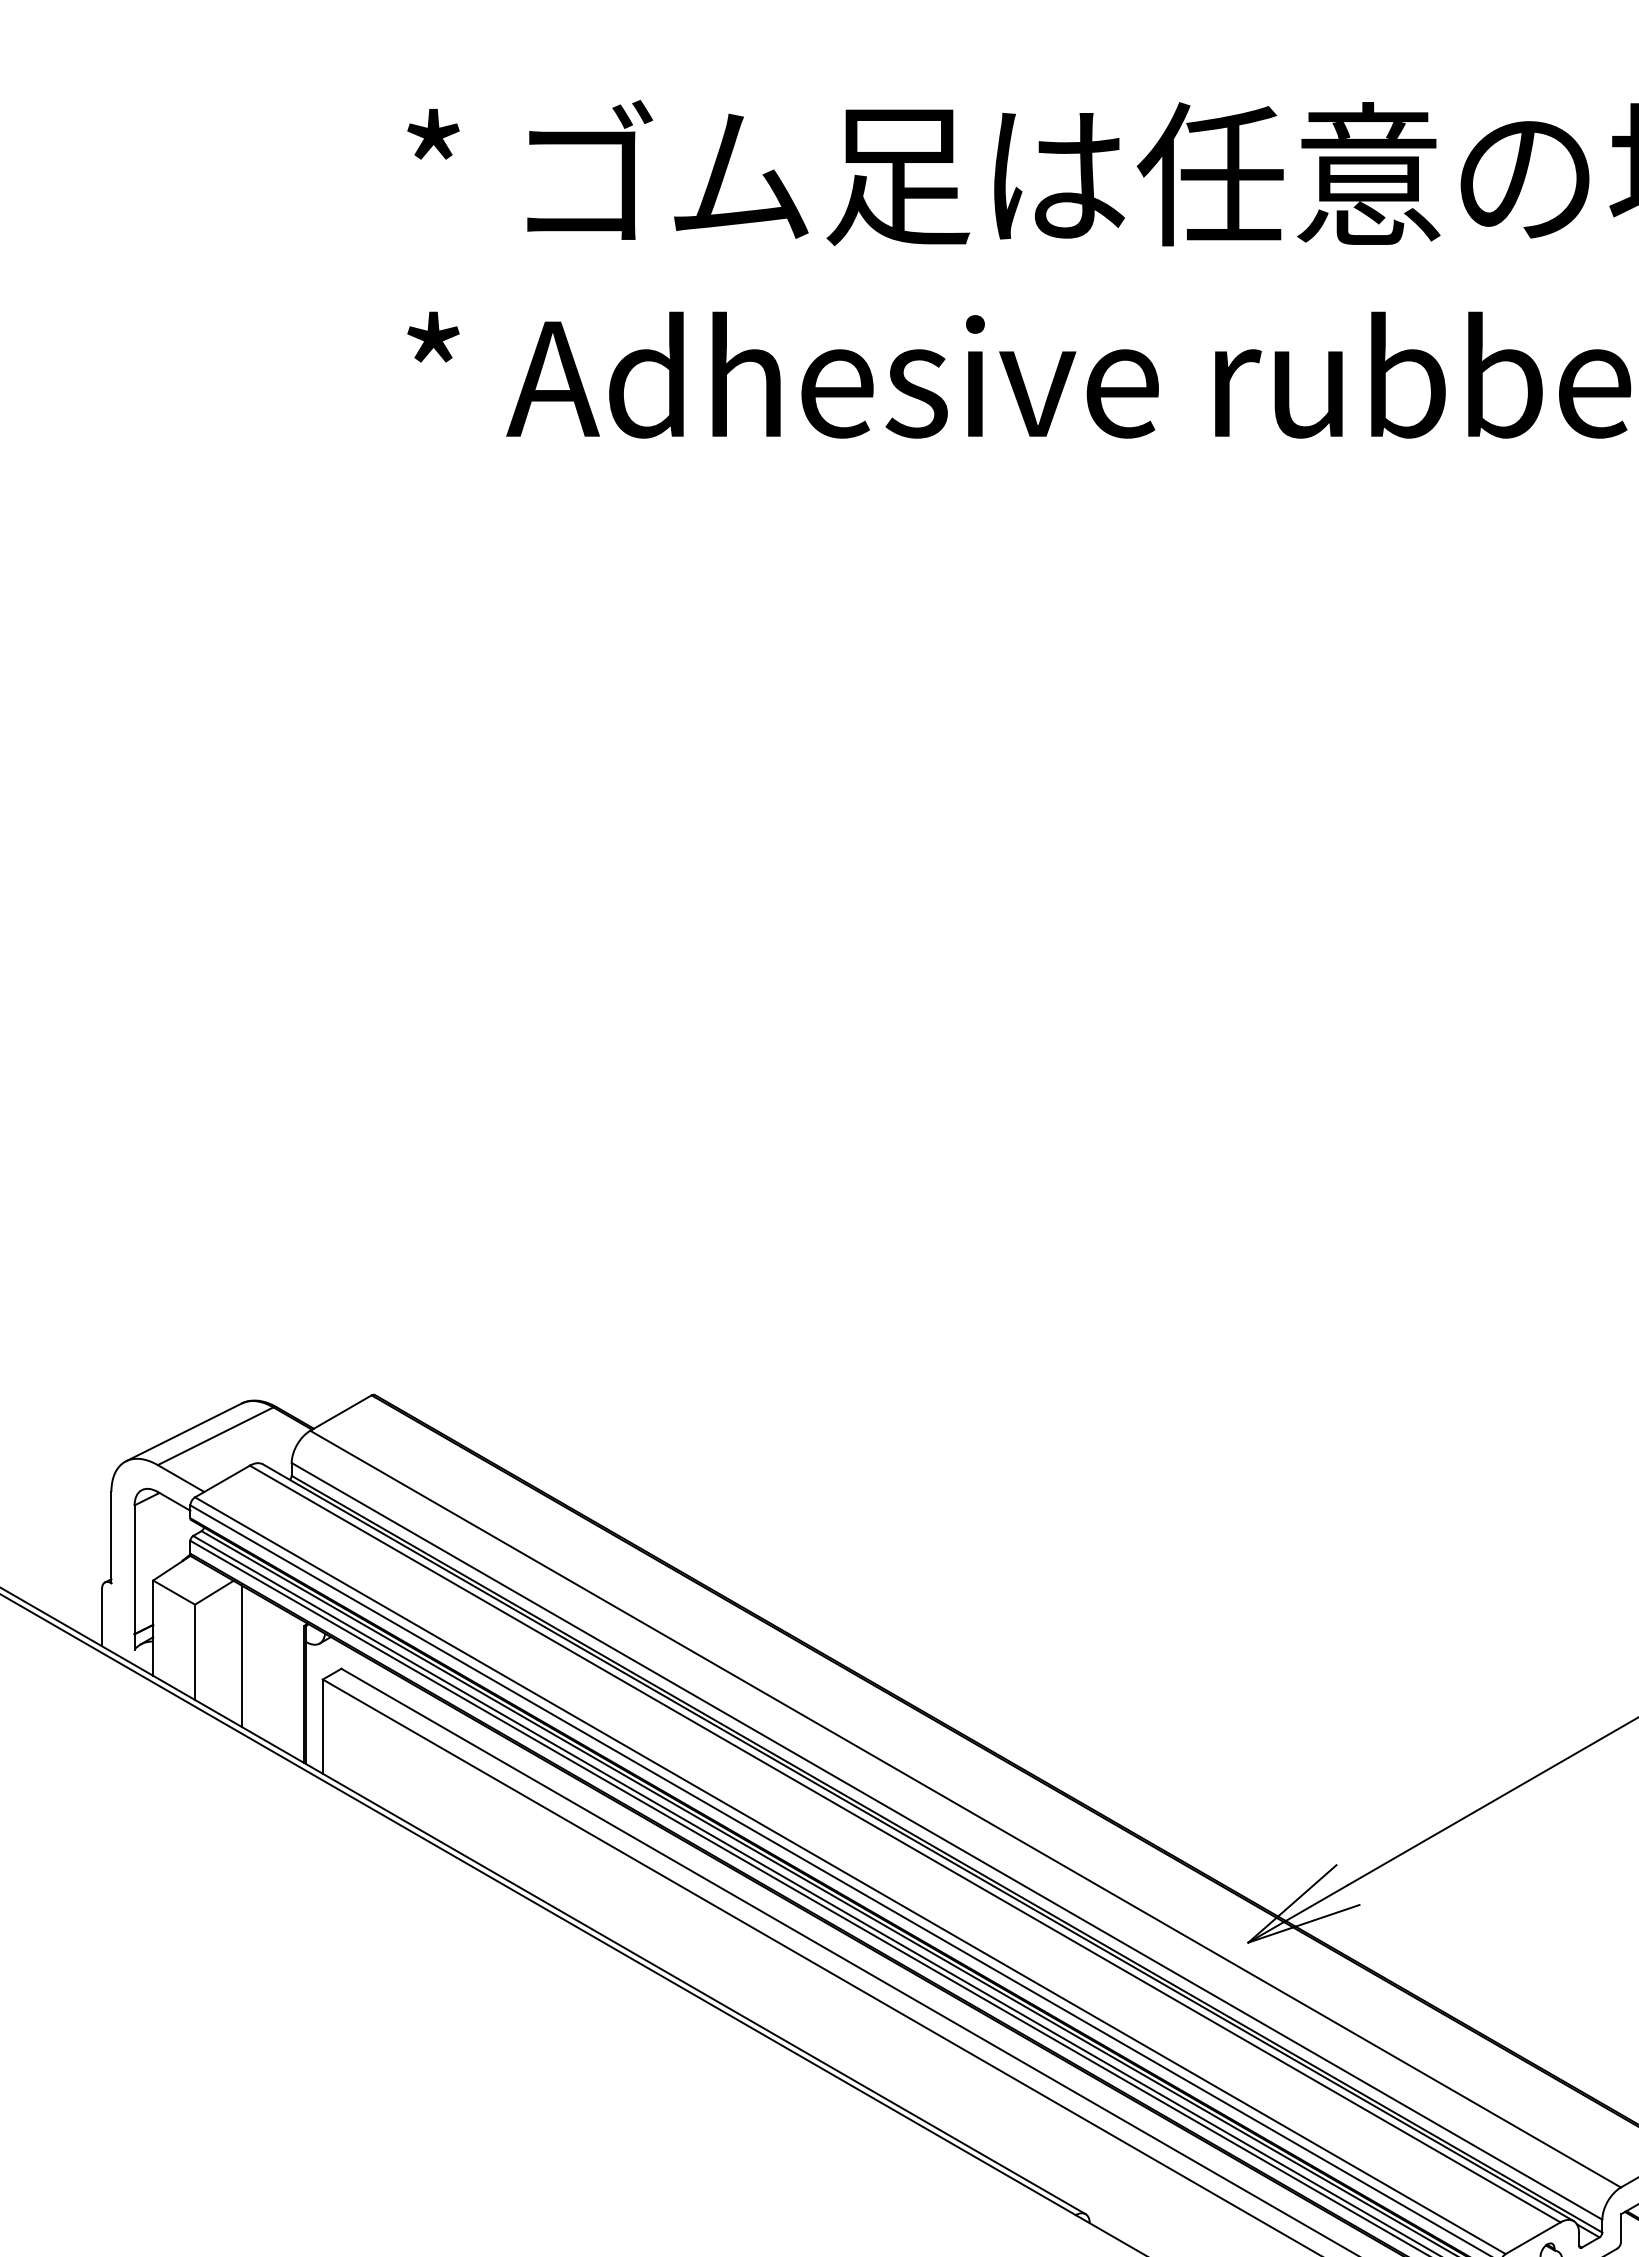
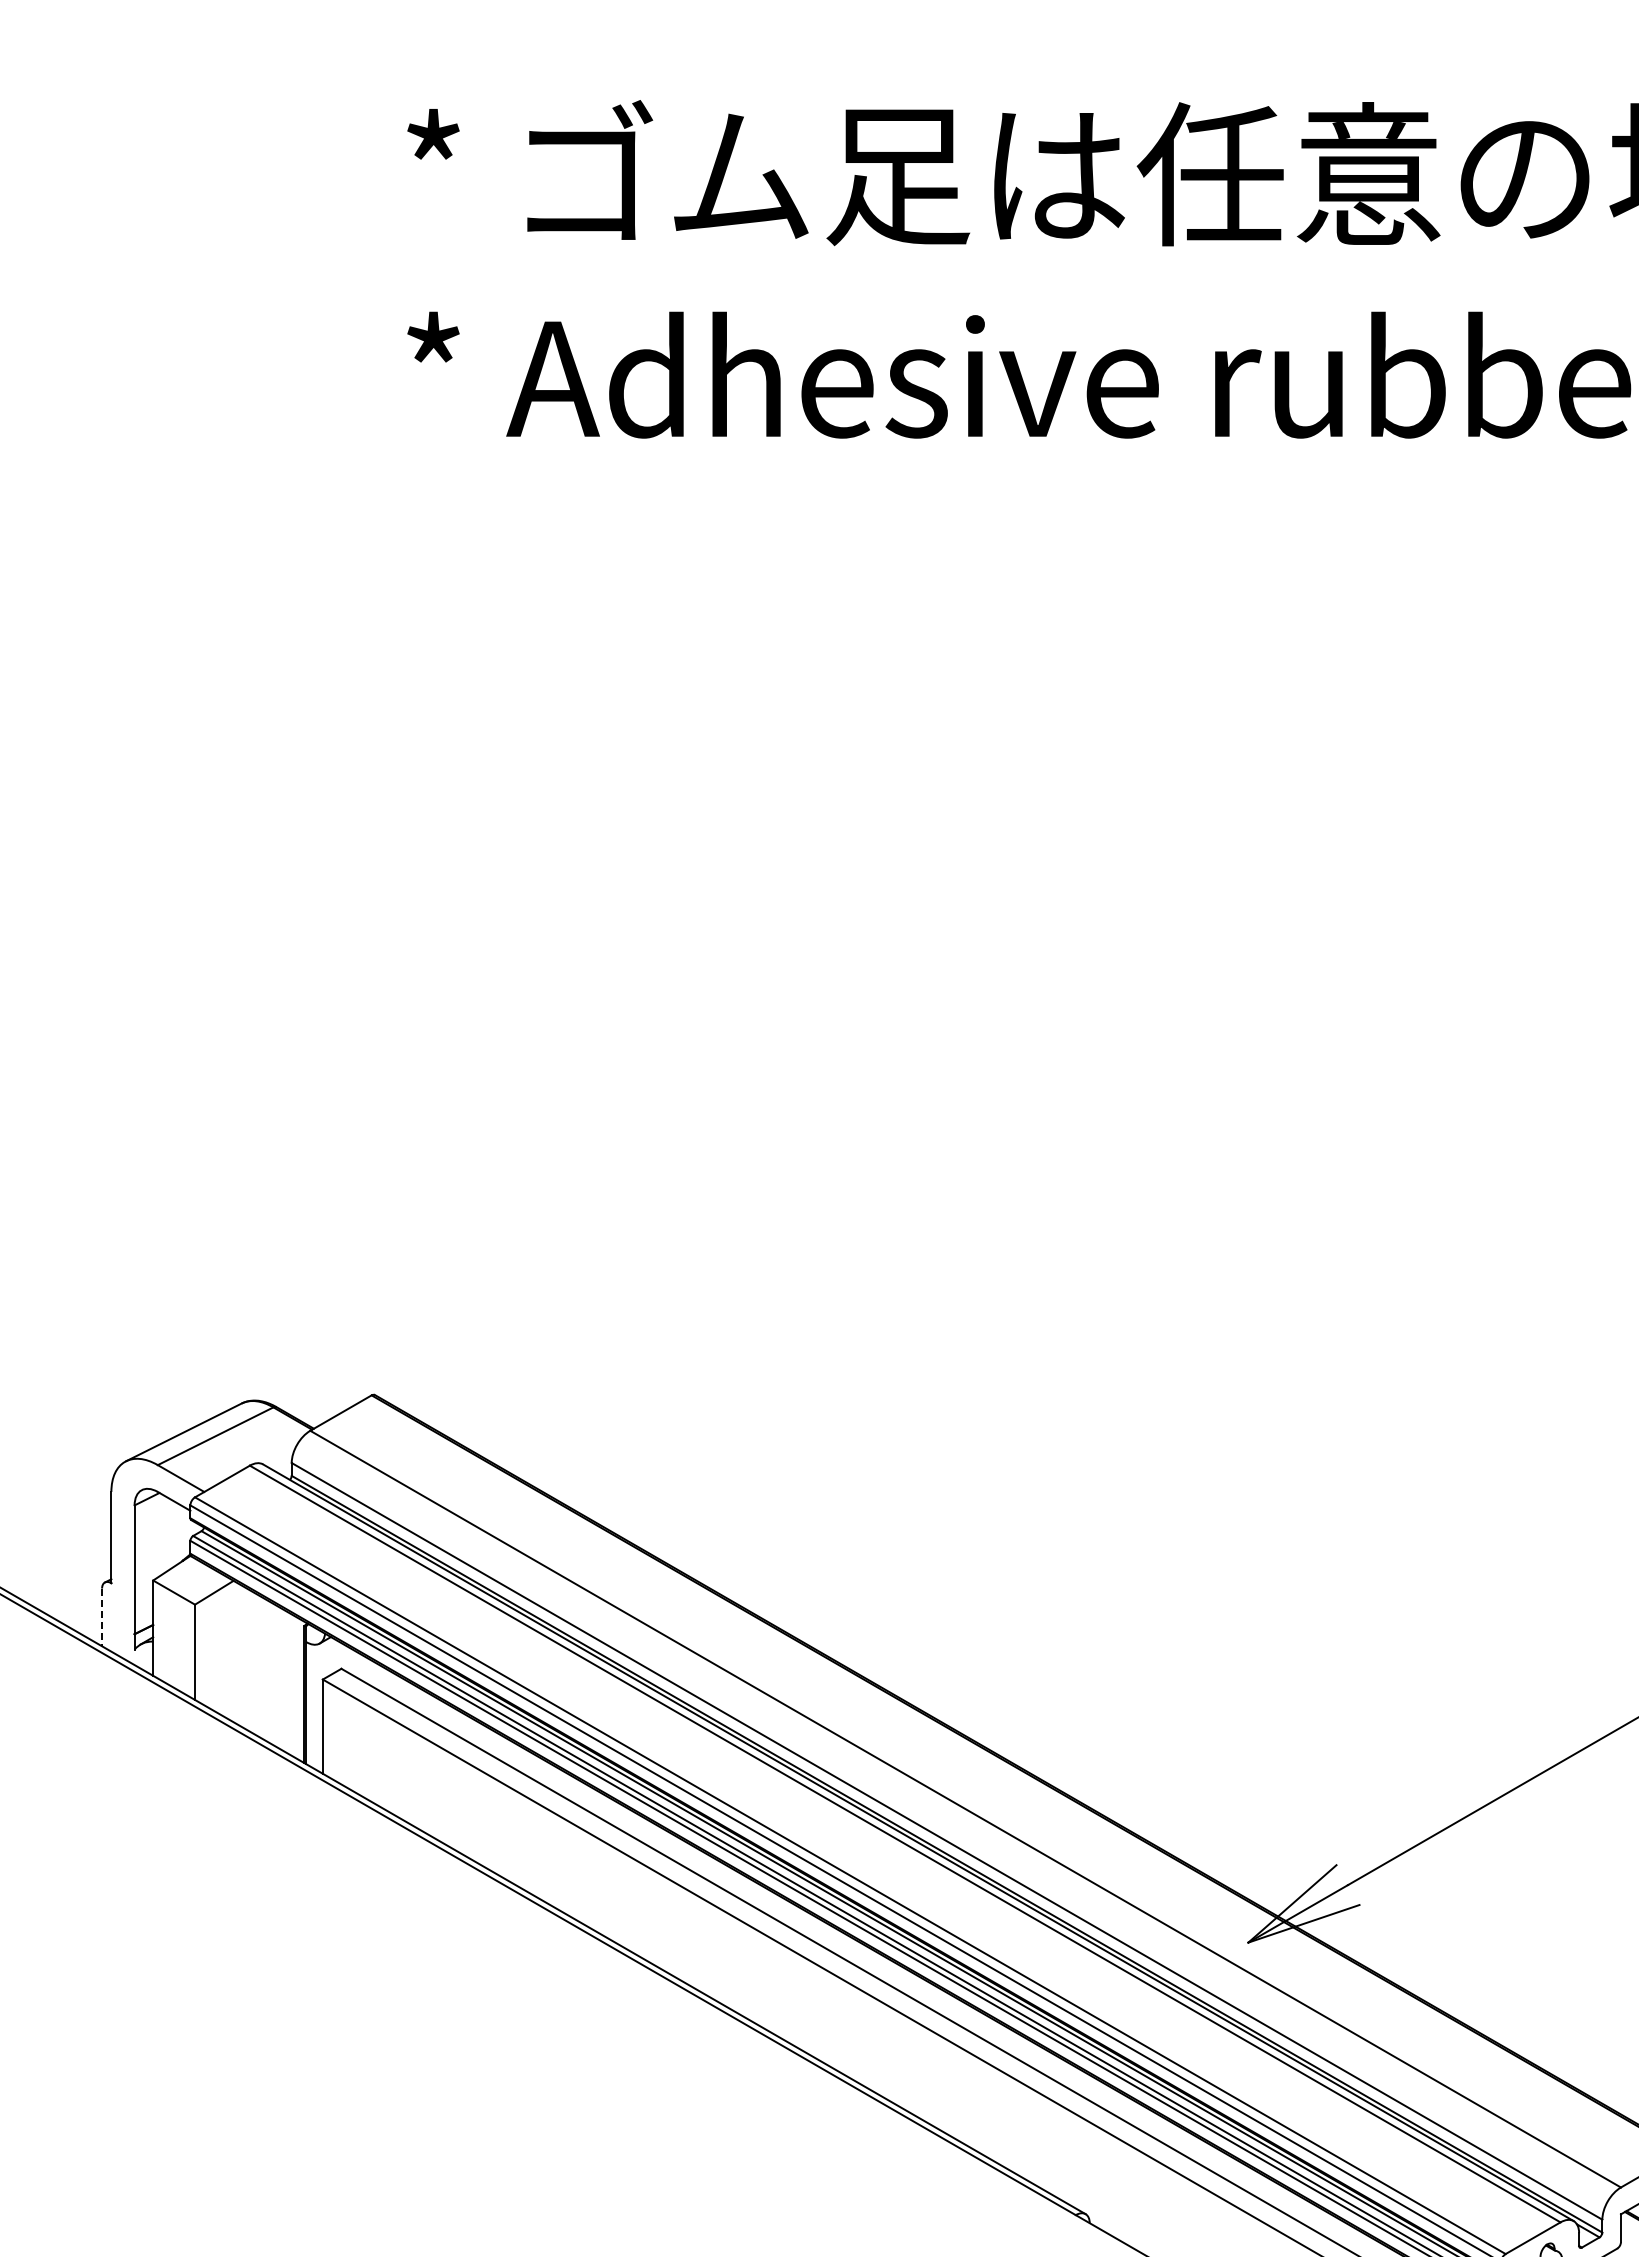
line: solid -> dashed (102, 1617)
line: present -> none (241, 1655)
